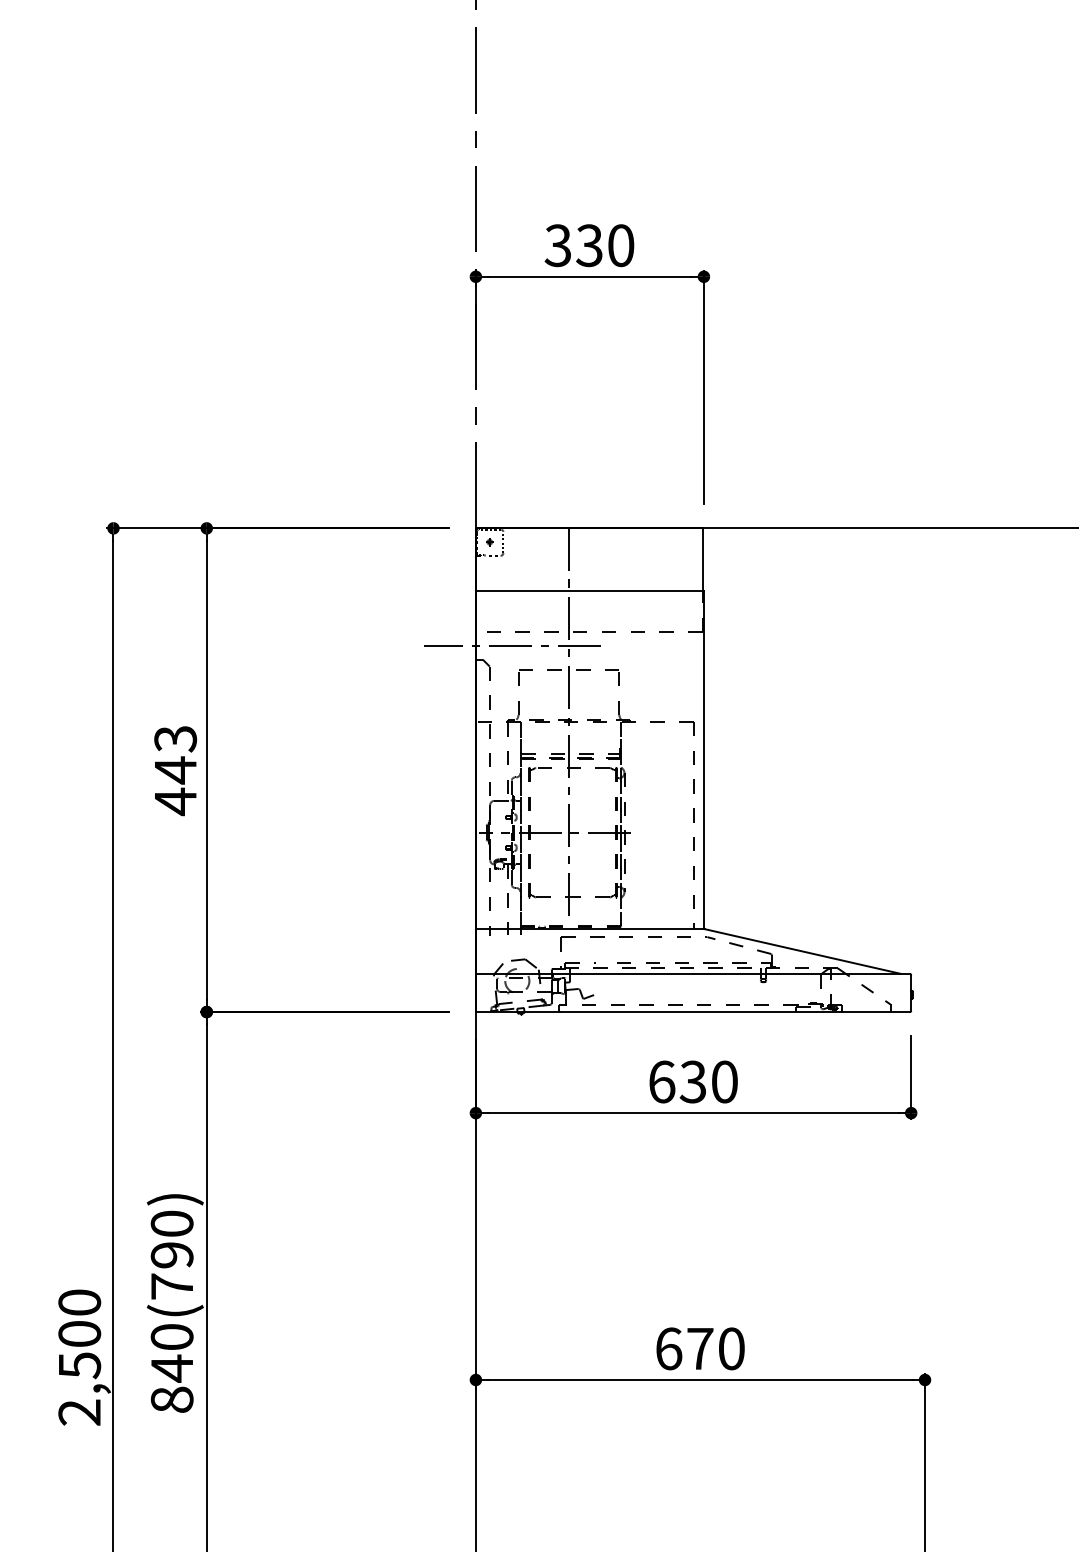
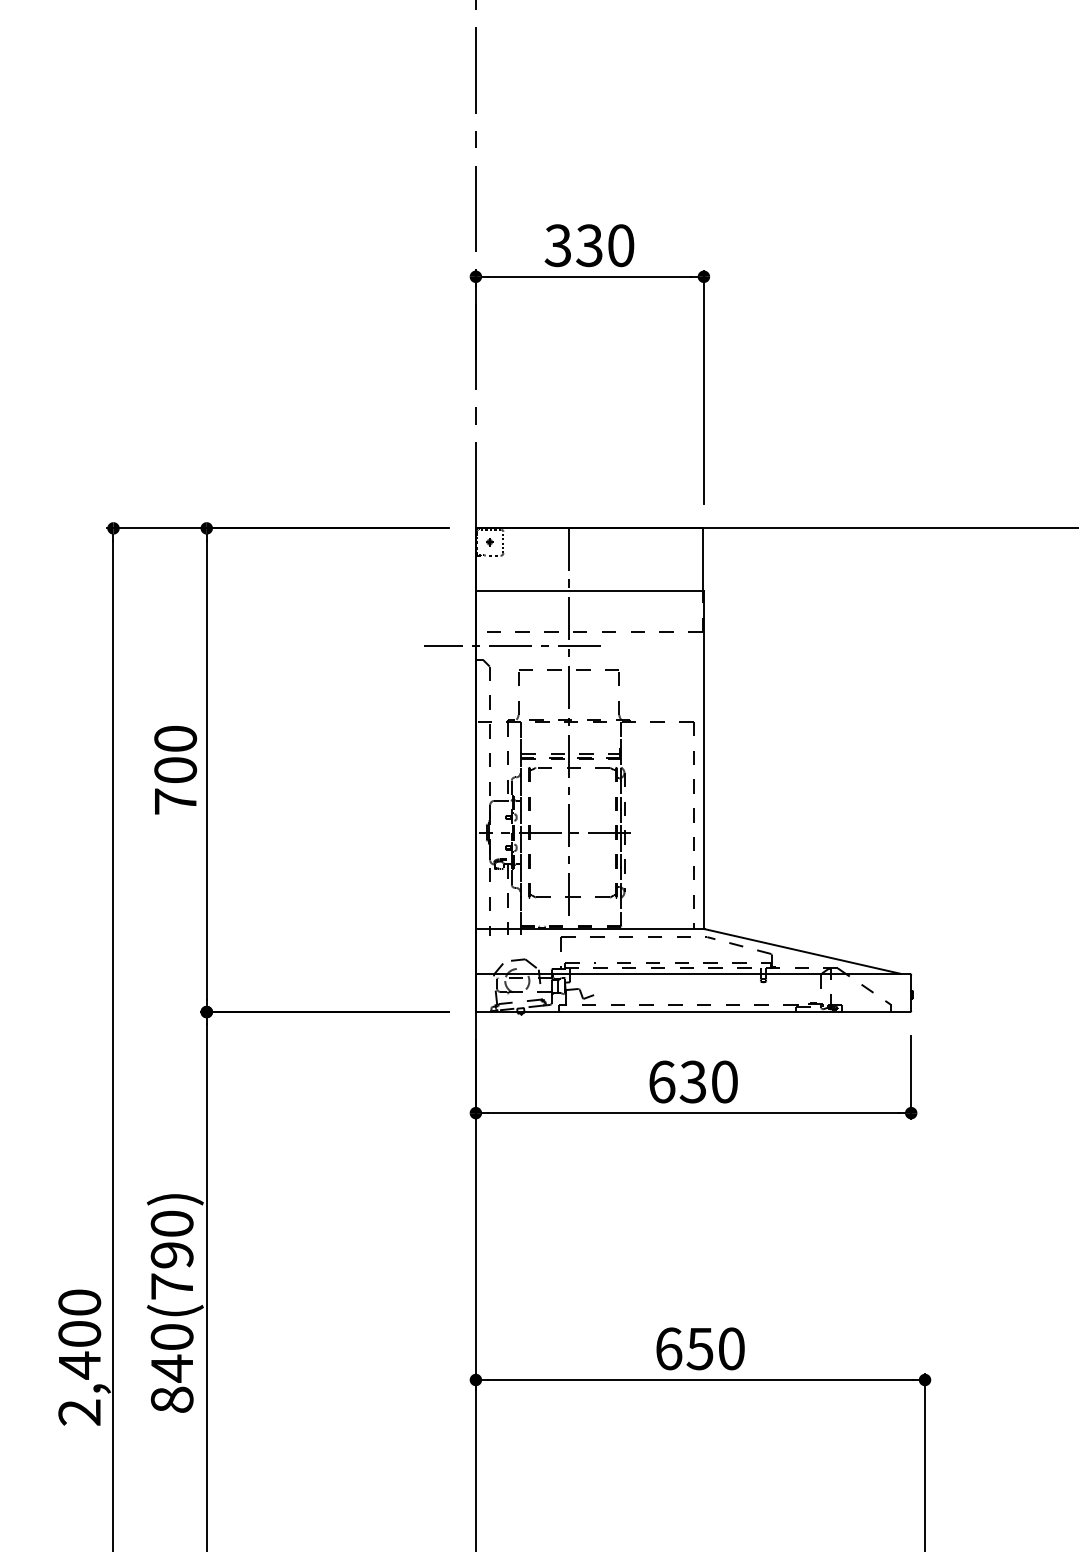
text: 443 -> 700 (175, 771)
text: 670 -> 650 (699, 1349)
text: 2,500 -> 2,400 (80, 1365)
